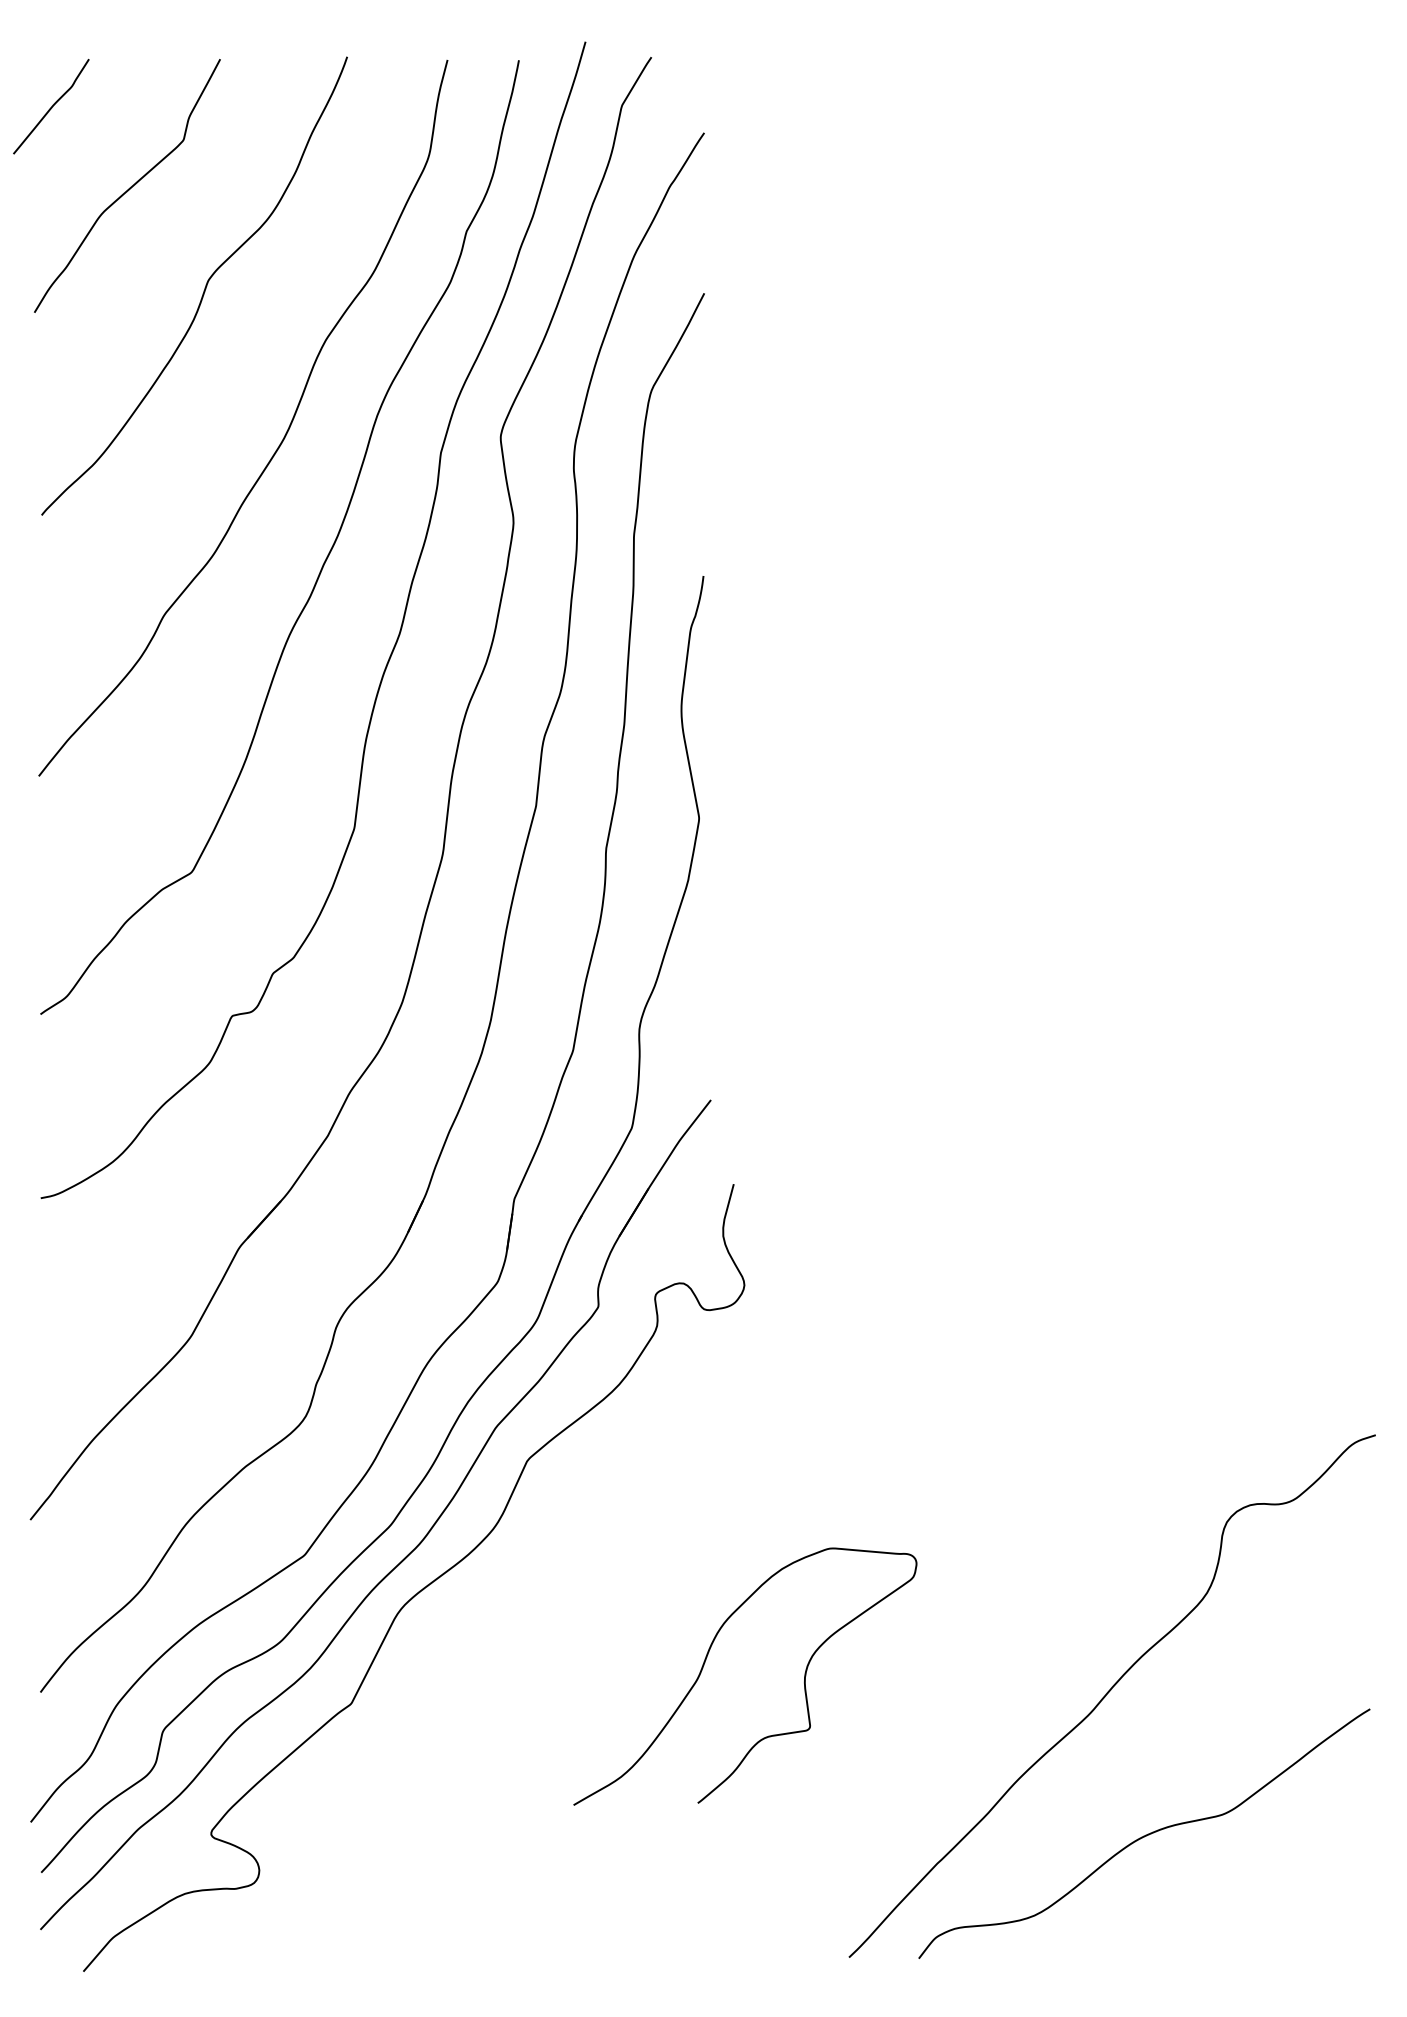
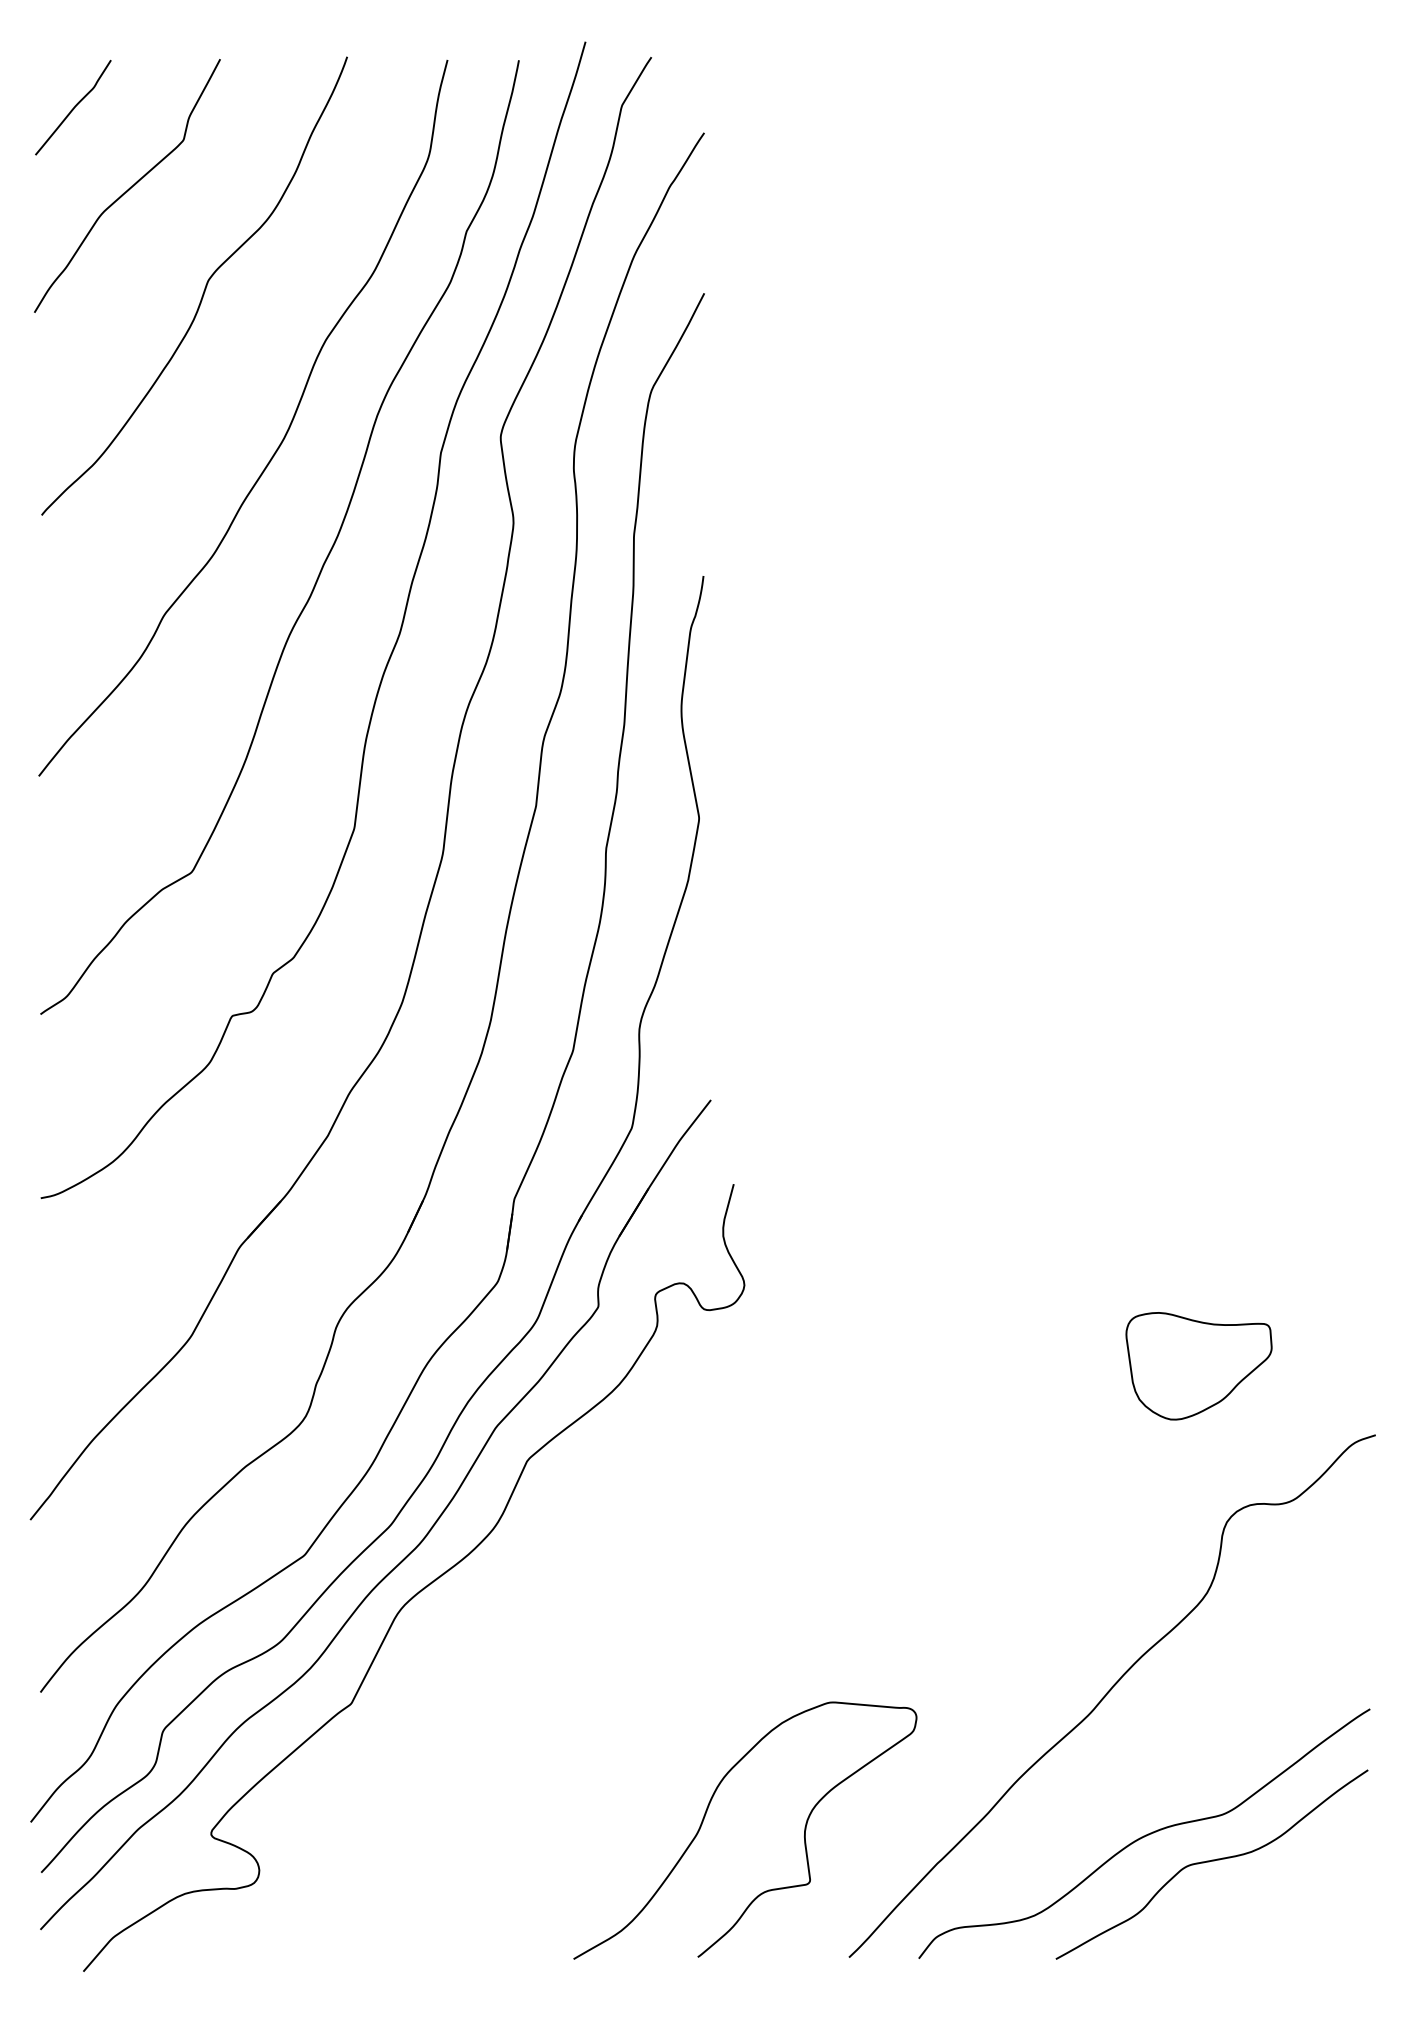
curve position: (51, 106) -> (73, 107) (73, 107)
part: none -> present (1198, 1366)
curve position: (706, 1660) -> (706, 1814) (706, 1814)
curve: none -> present (1209, 1862)
